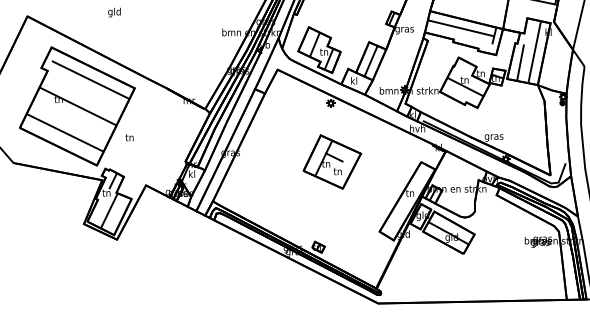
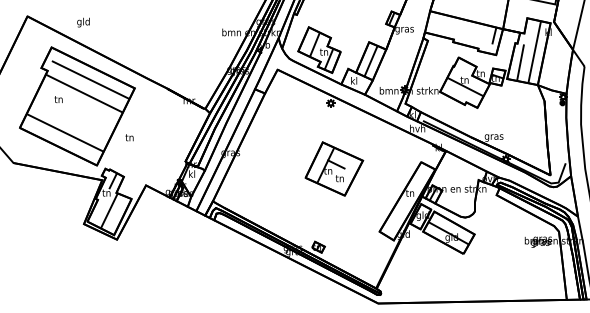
text position: (114, 12) -> (83, 22) (83, 22)
line: present -> none (460, 28)
line position: (77, 106) -> (83, 93) (83, 93)
part position: (332, 161) -> (334, 168) (334, 168)
